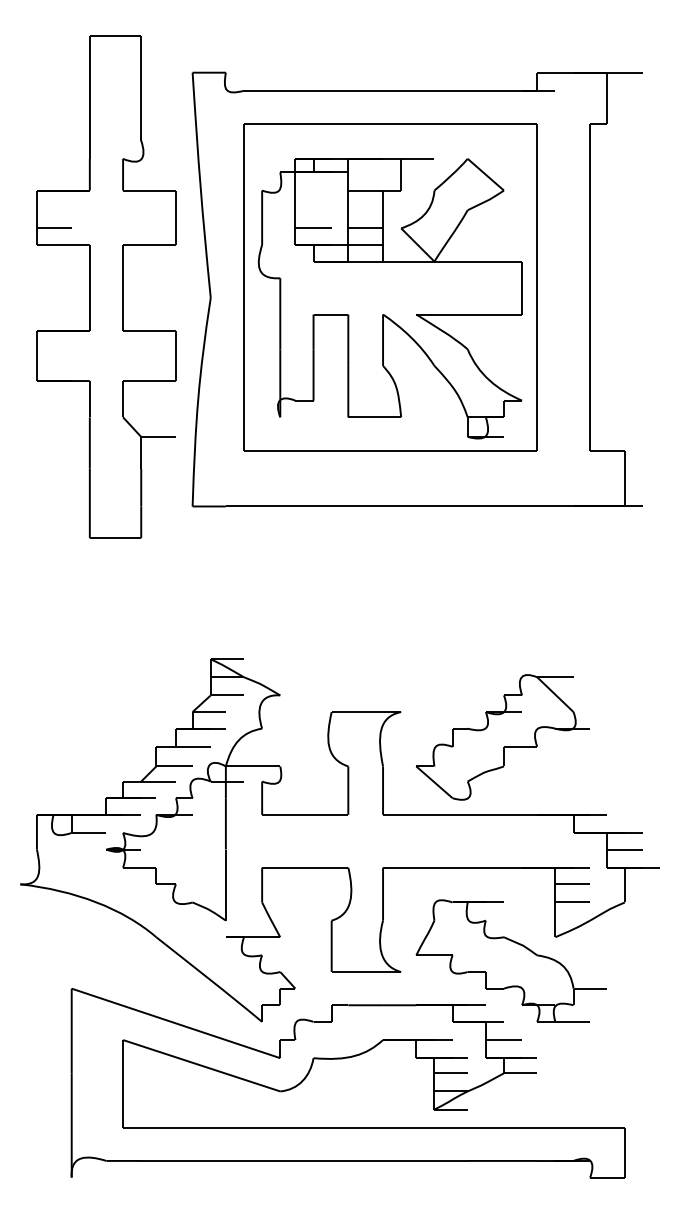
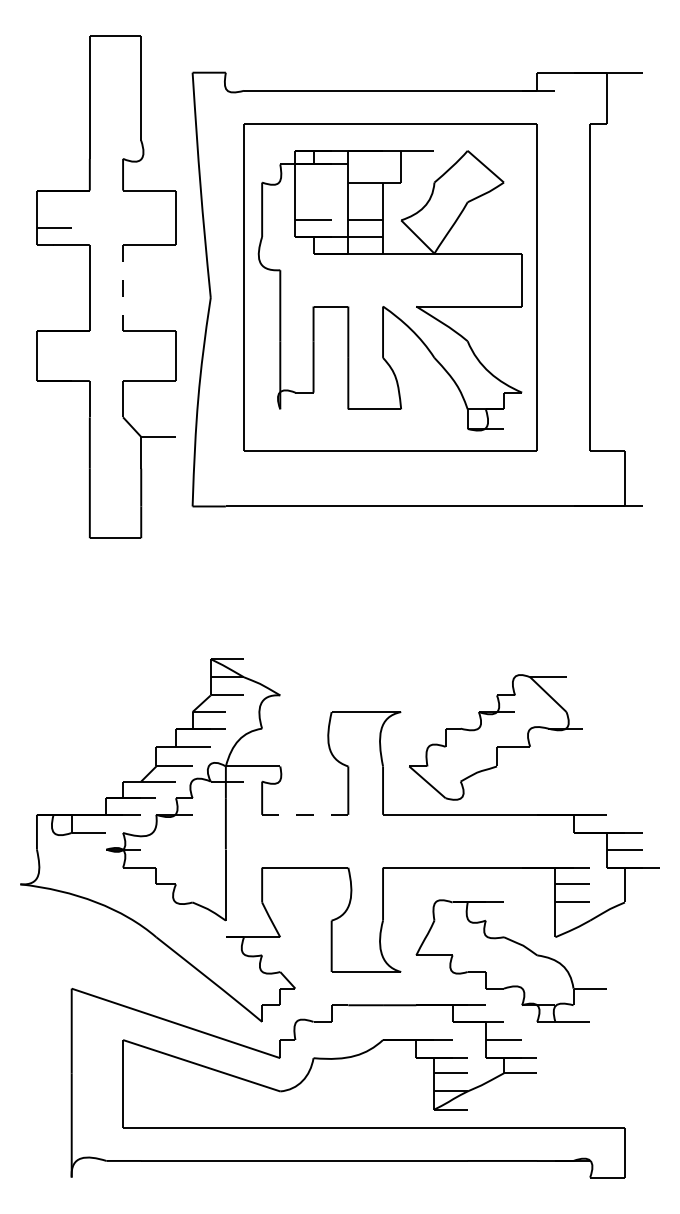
line: solid -> dashed (123, 288)
part position: (389, 298) -> (389, 290) (389, 290)
part position: (502, 737) -> (495, 737) (495, 737)
line: solid -> dashed (304, 814)
